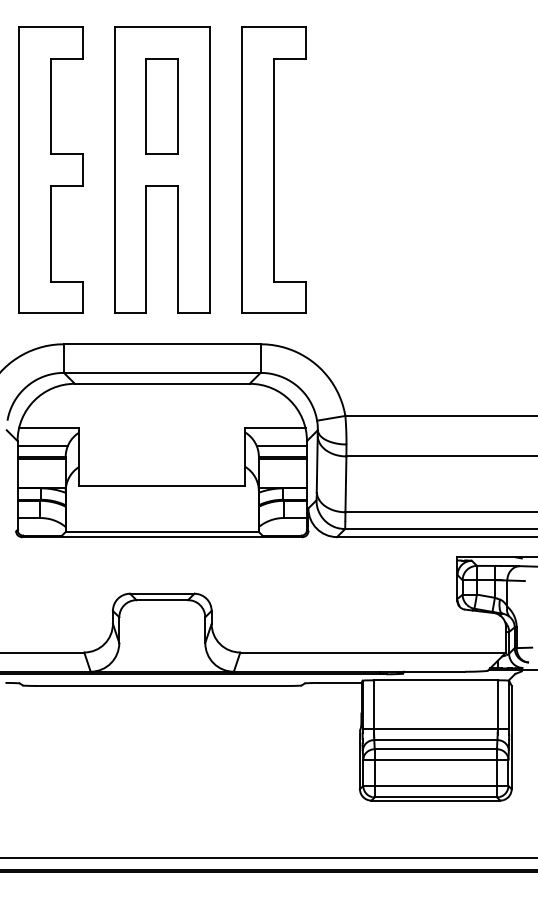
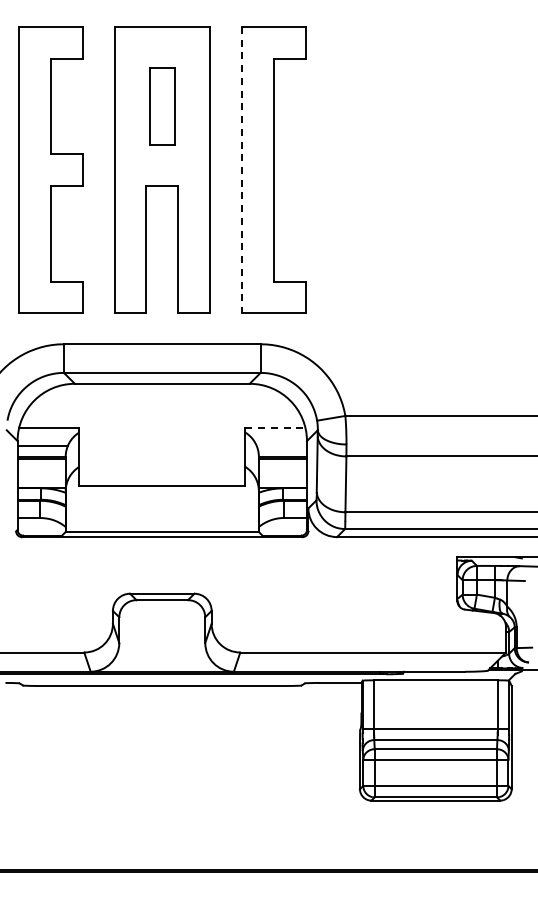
part size: 34x97 px -> 27x79 px (162, 106)
line: solid -> dashed (241, 170)
line: solid -> dashed (275, 428)
line: present -> none (281, 445)
line: present -> none (268, 858)
